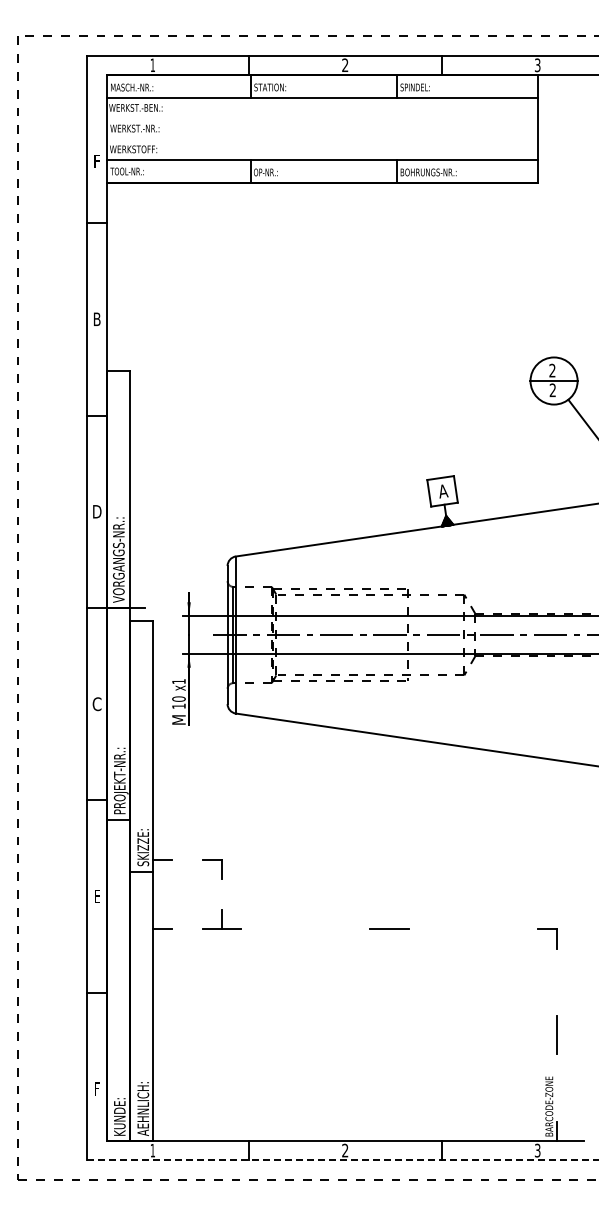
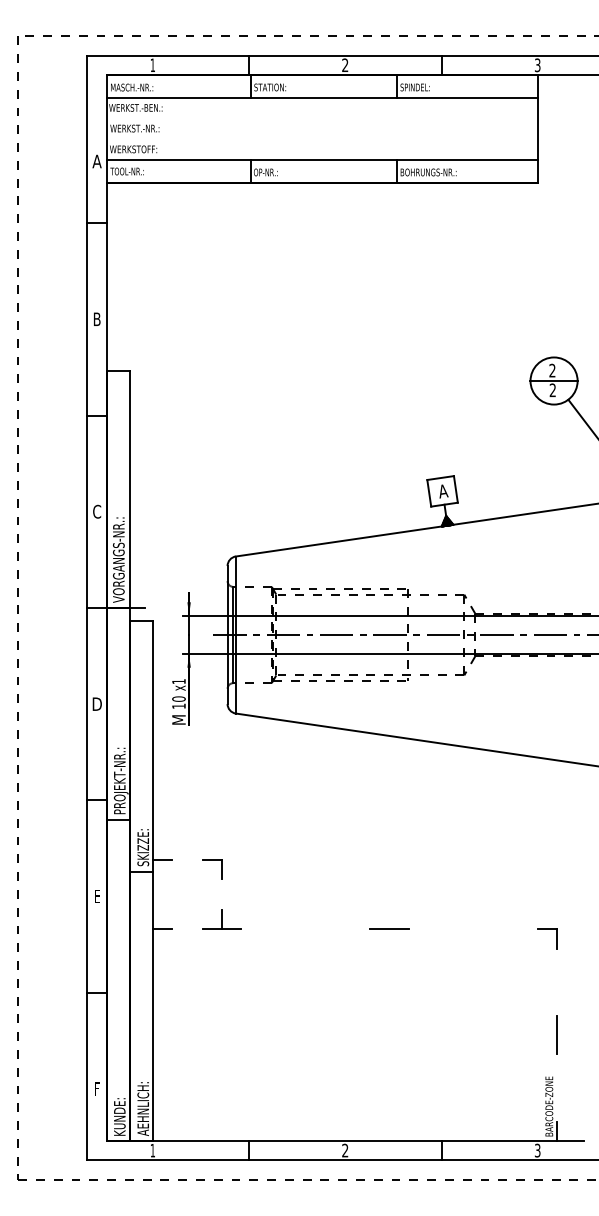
text: F -> A (96, 161)
text: D -> C (97, 511)
text: C -> D (96, 704)
line: dashed -> solid (343, 1160)
